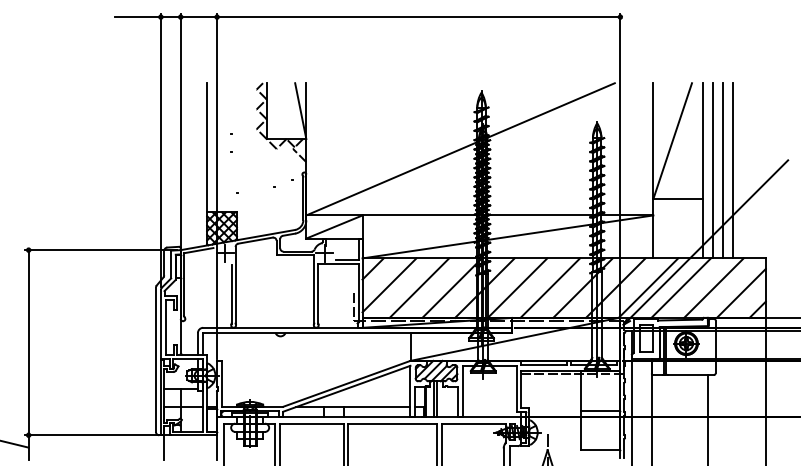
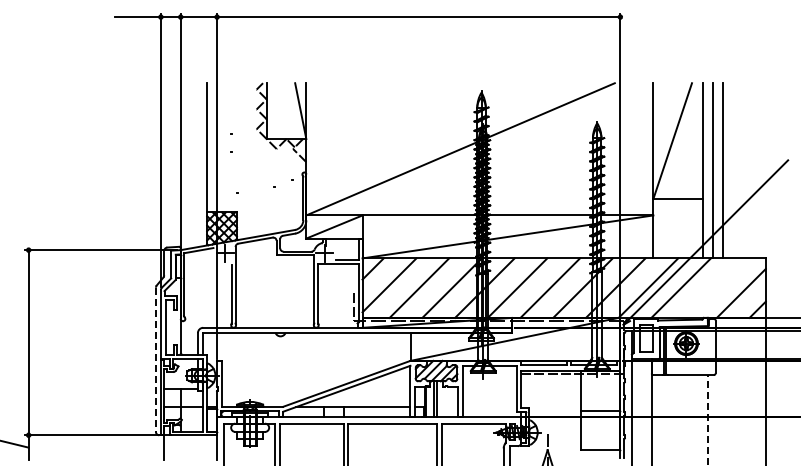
line: present -> none (732, 170)
line: present -> none (713, 287)
line: solid -> dashed (155, 360)
line: solid -> dashed (707, 420)
